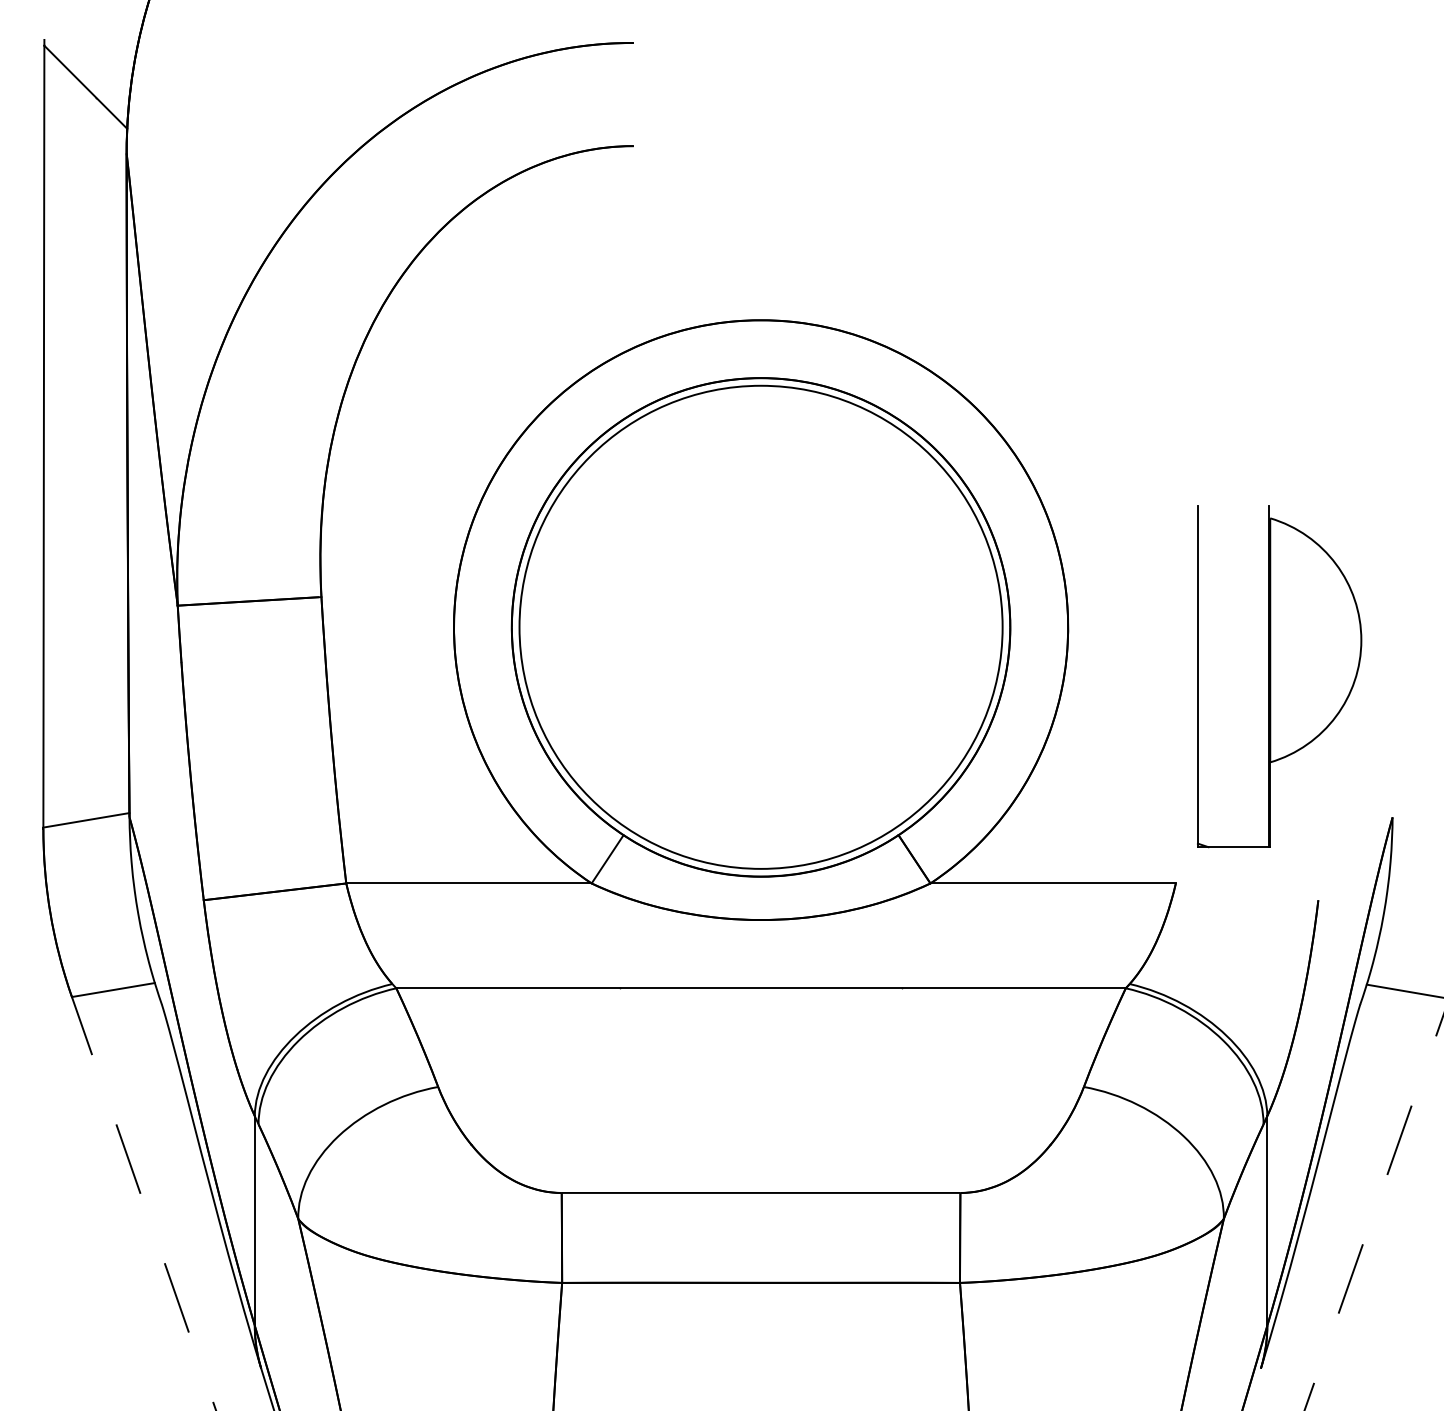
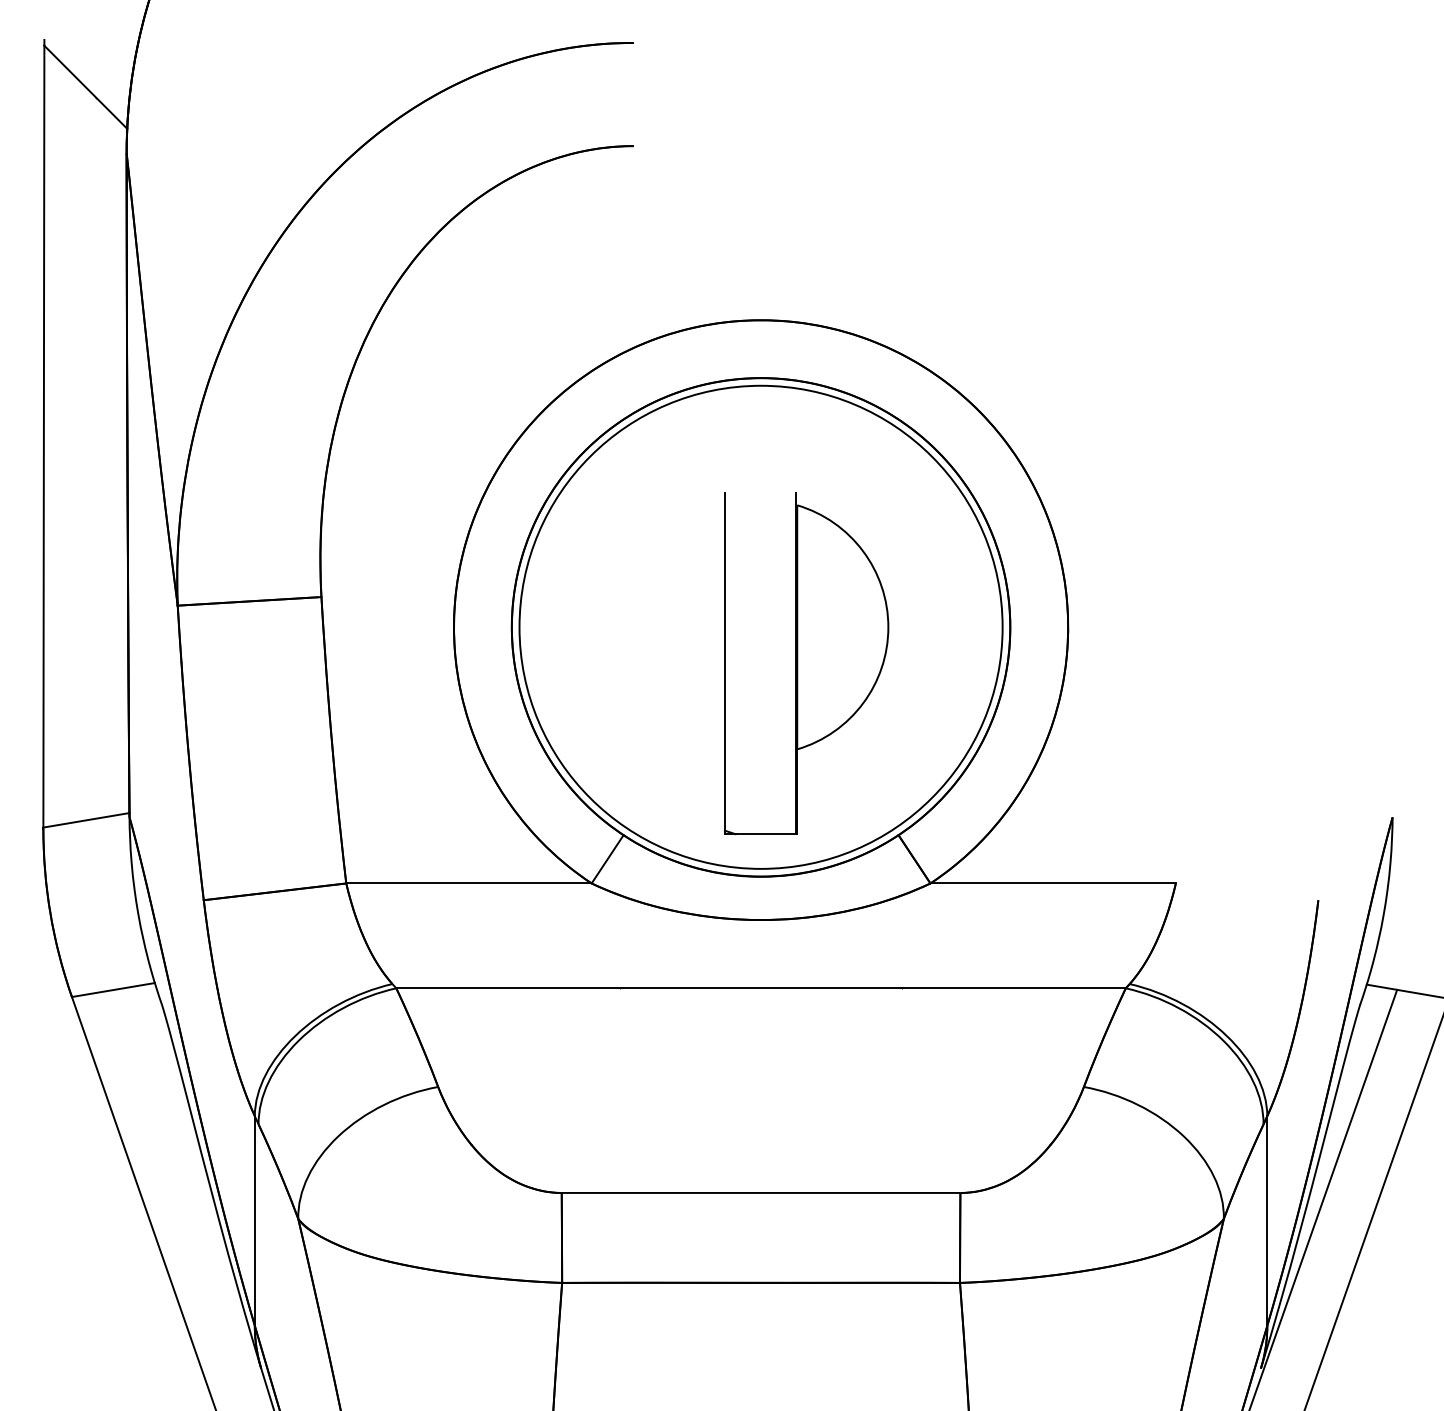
part position: (1279, 676) -> (806, 663) (806, 663)
line: none -> present (1323, 1198)
line: dashed -> solid (143, 1203)
line: dashed -> solid (1374, 1211)
